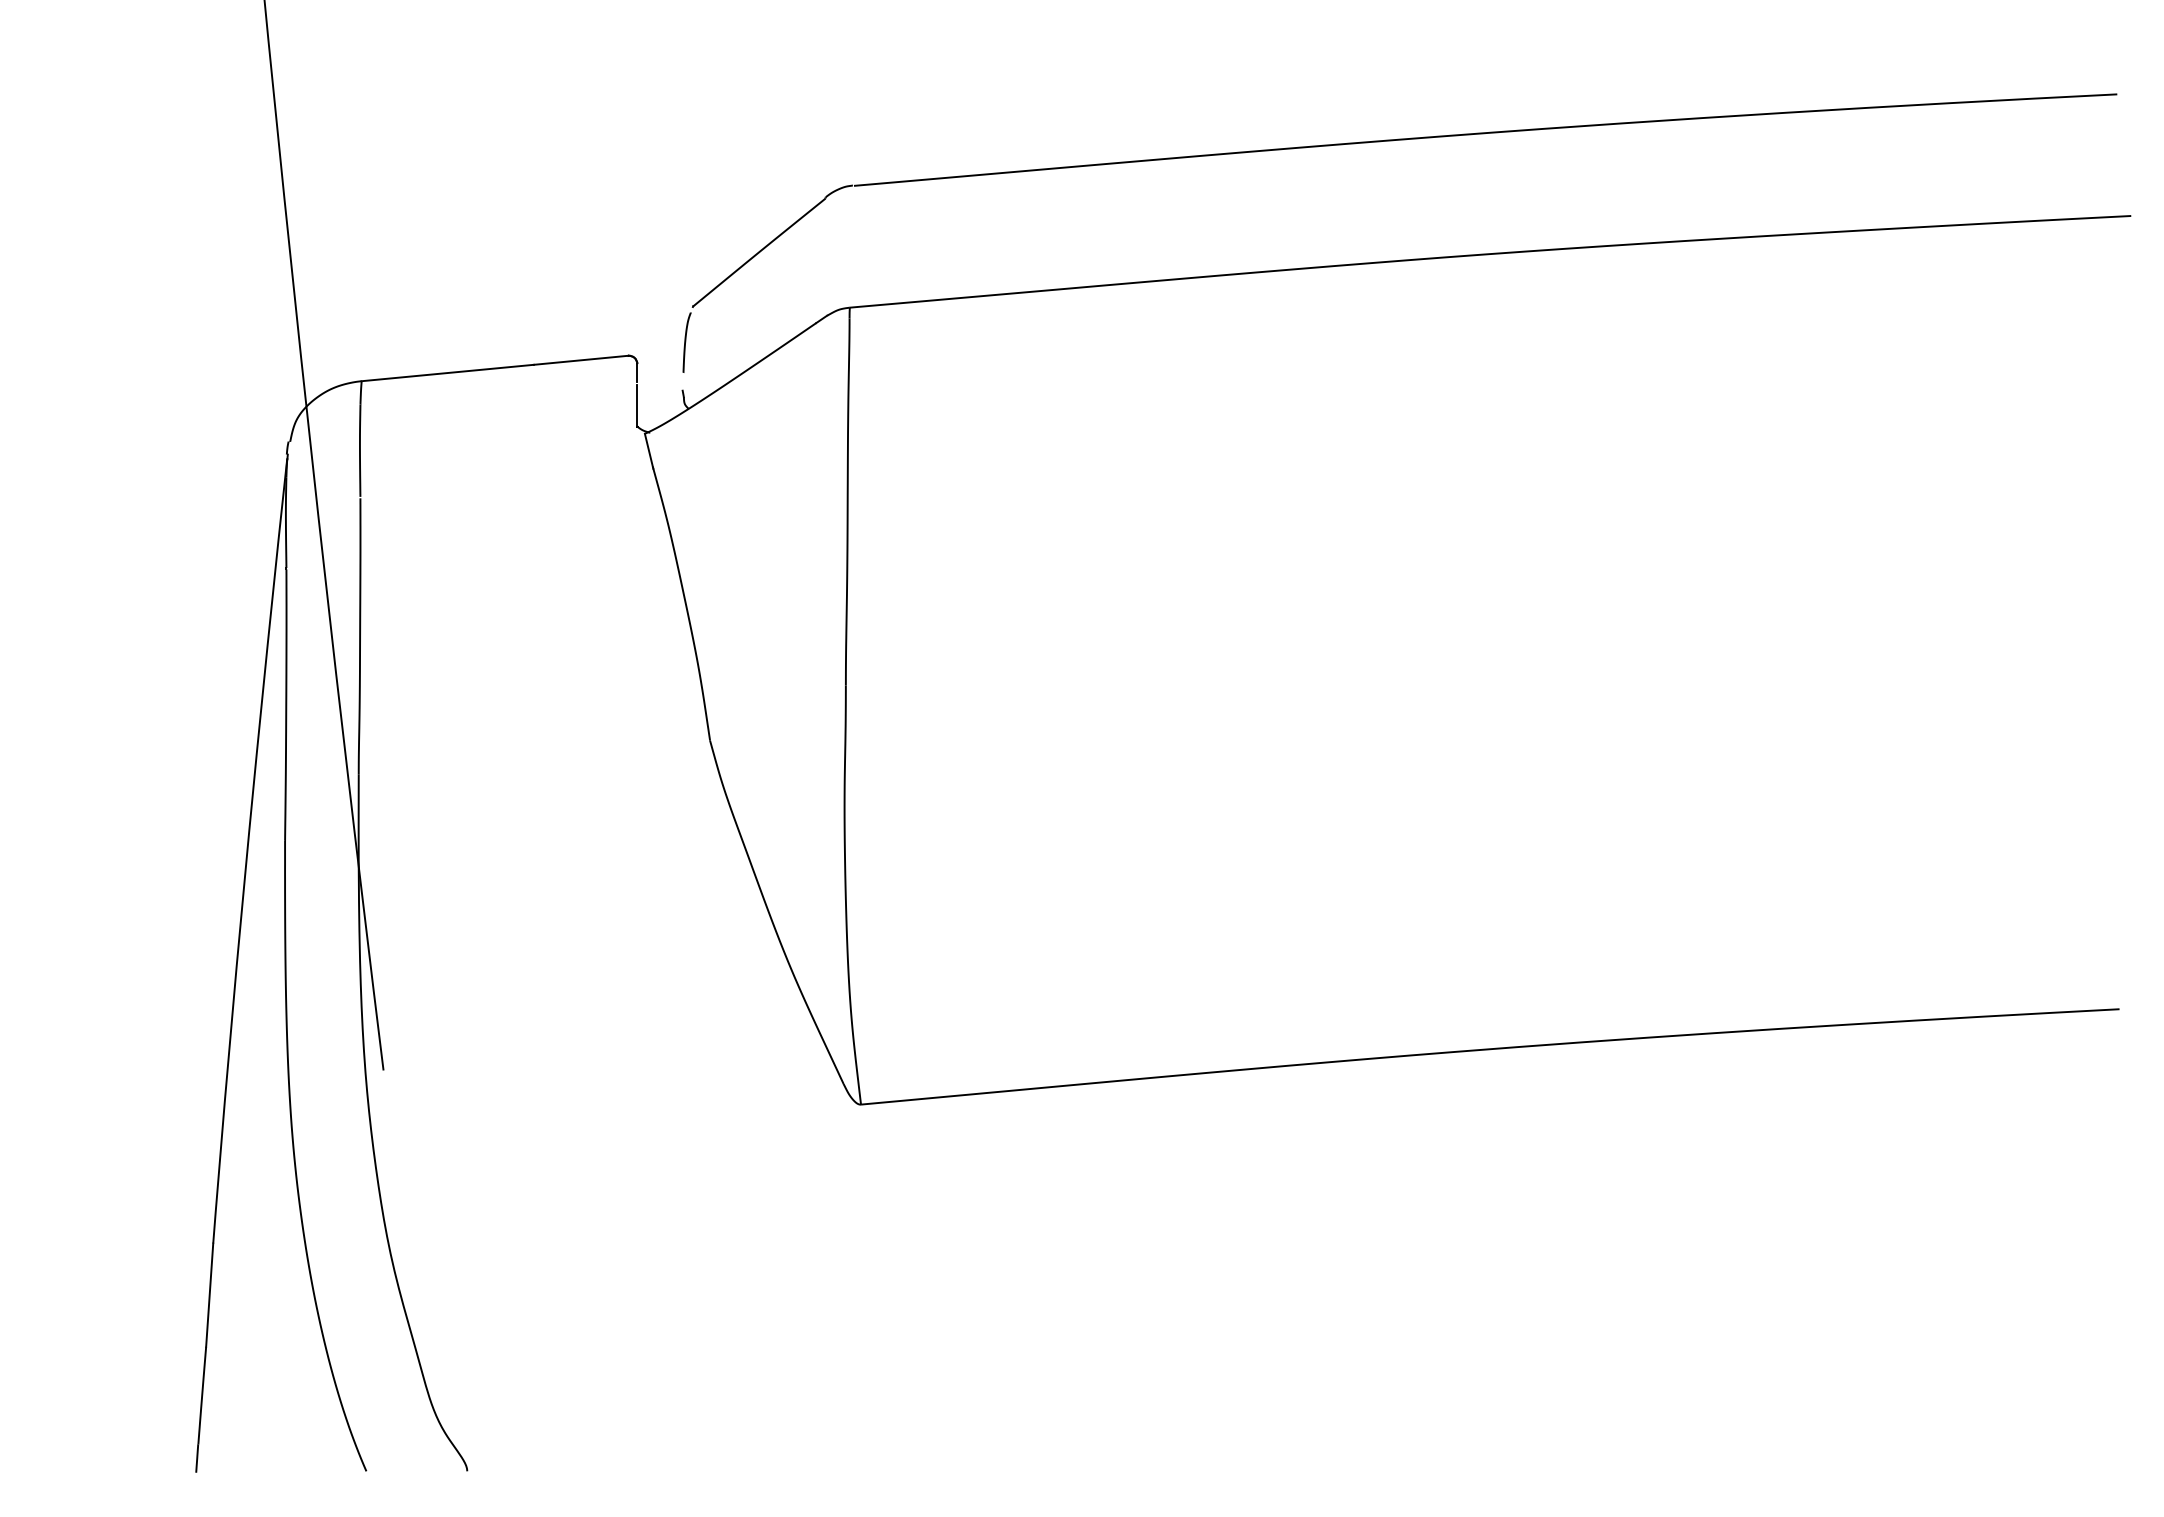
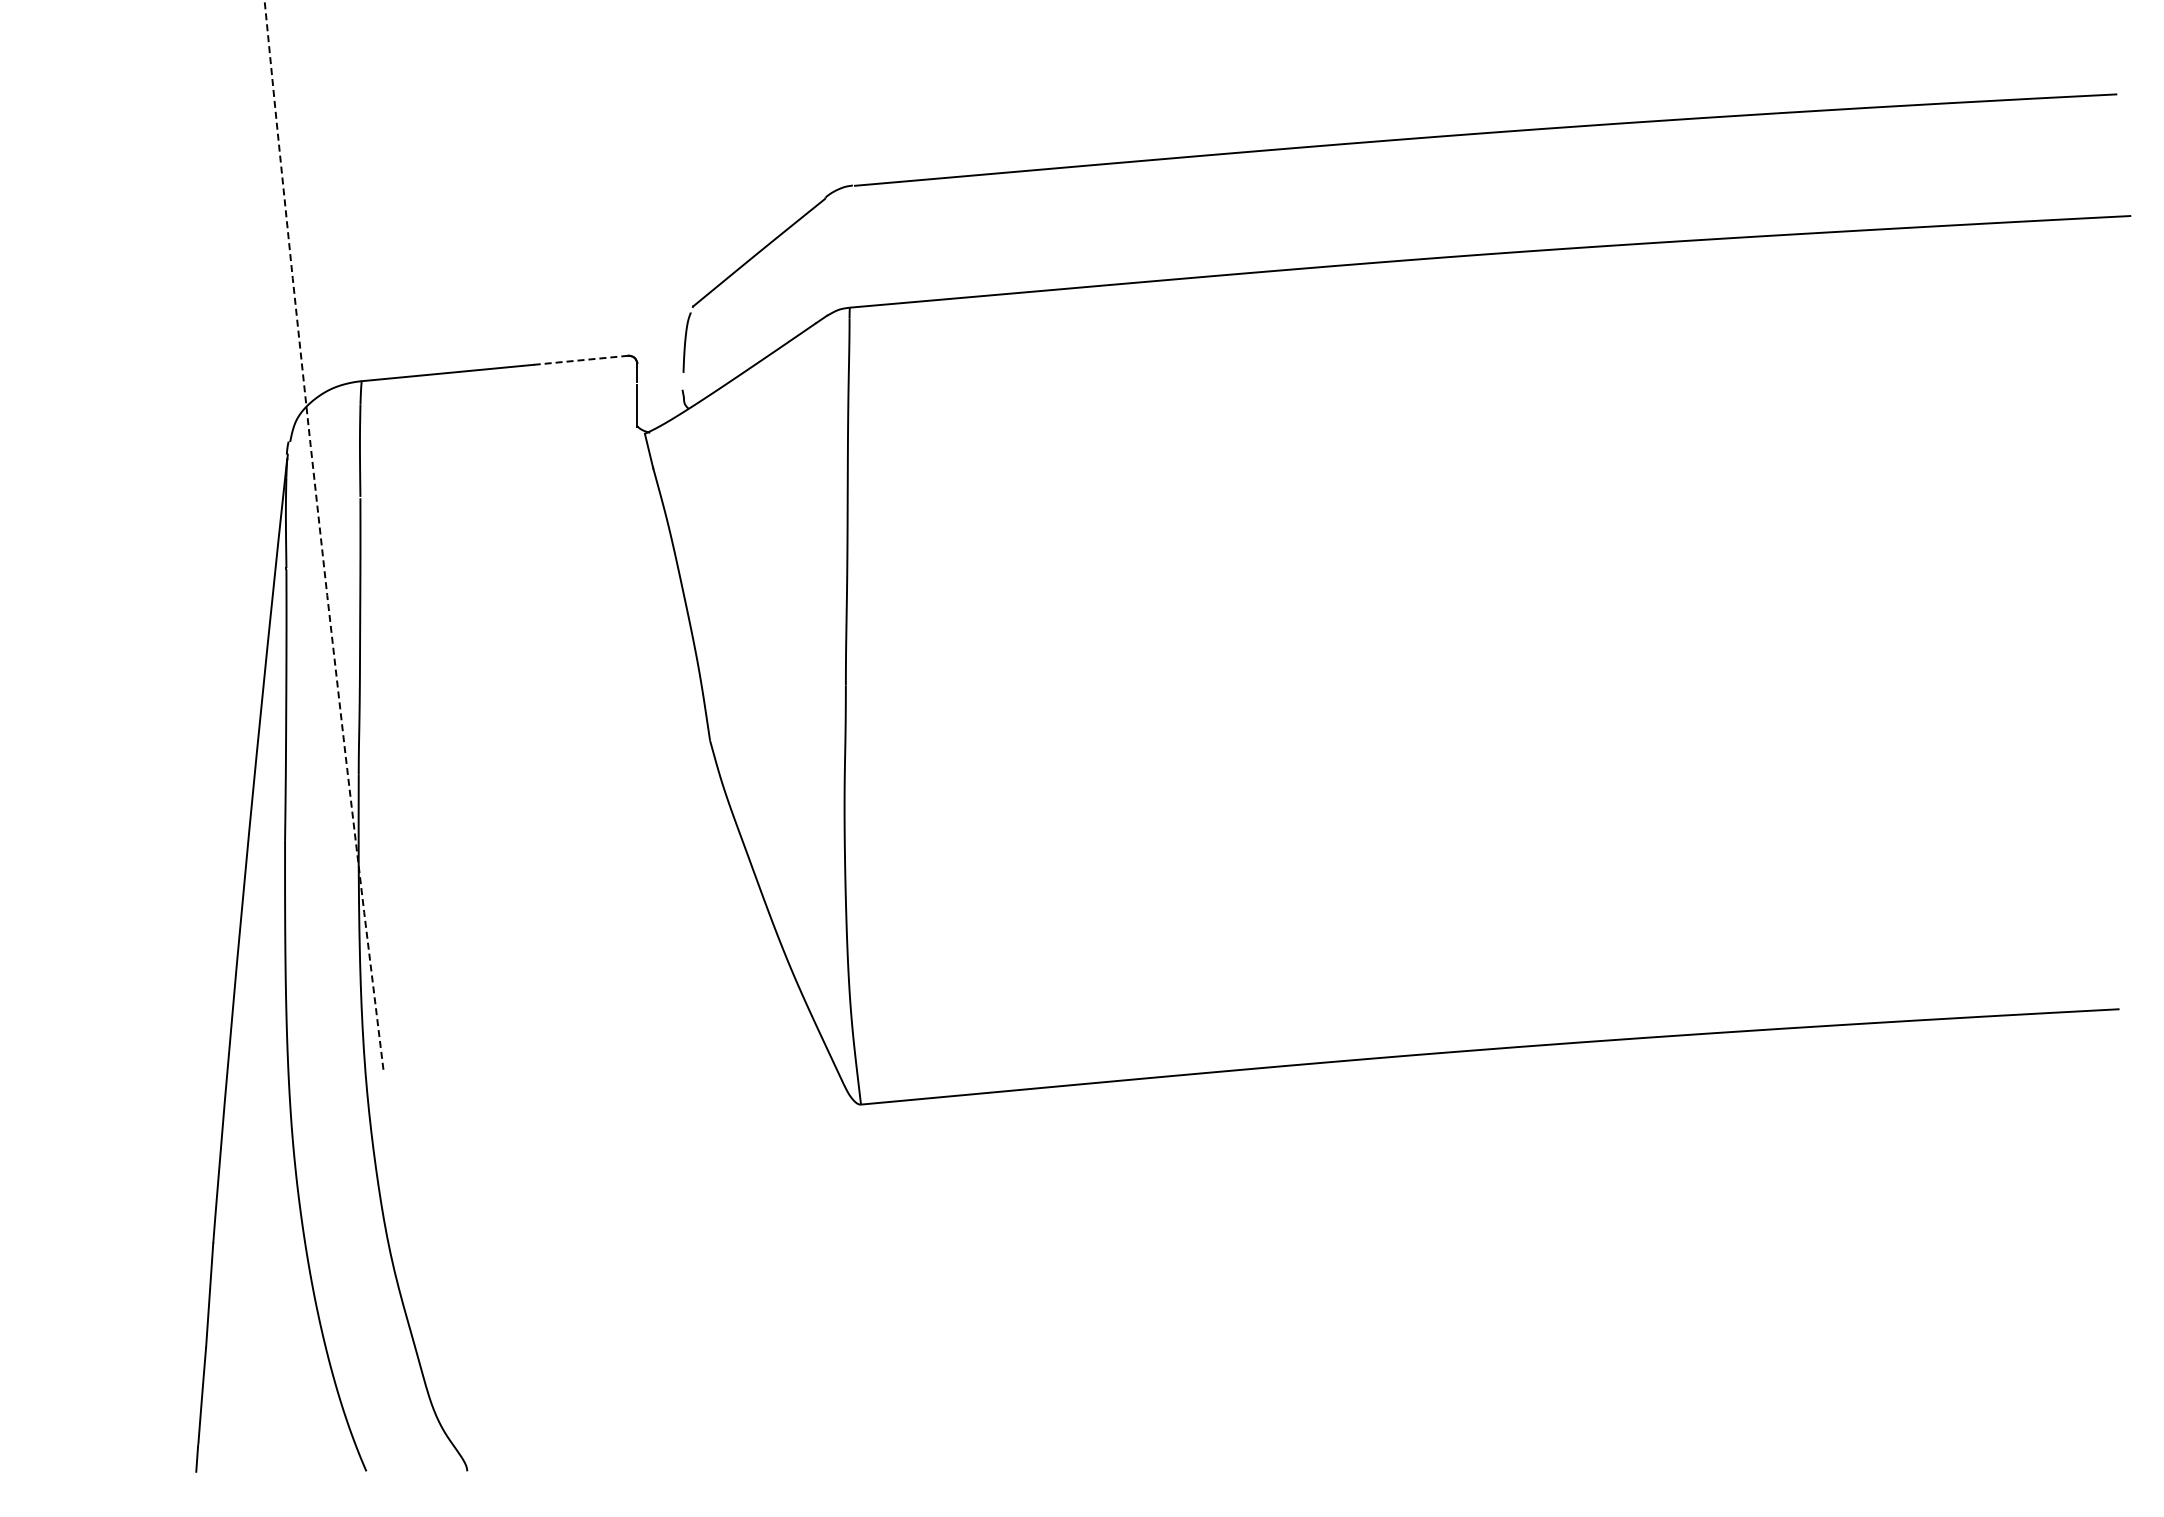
line: solid -> dashed (580, 360)
arc: solid -> dashed (320, 536)
